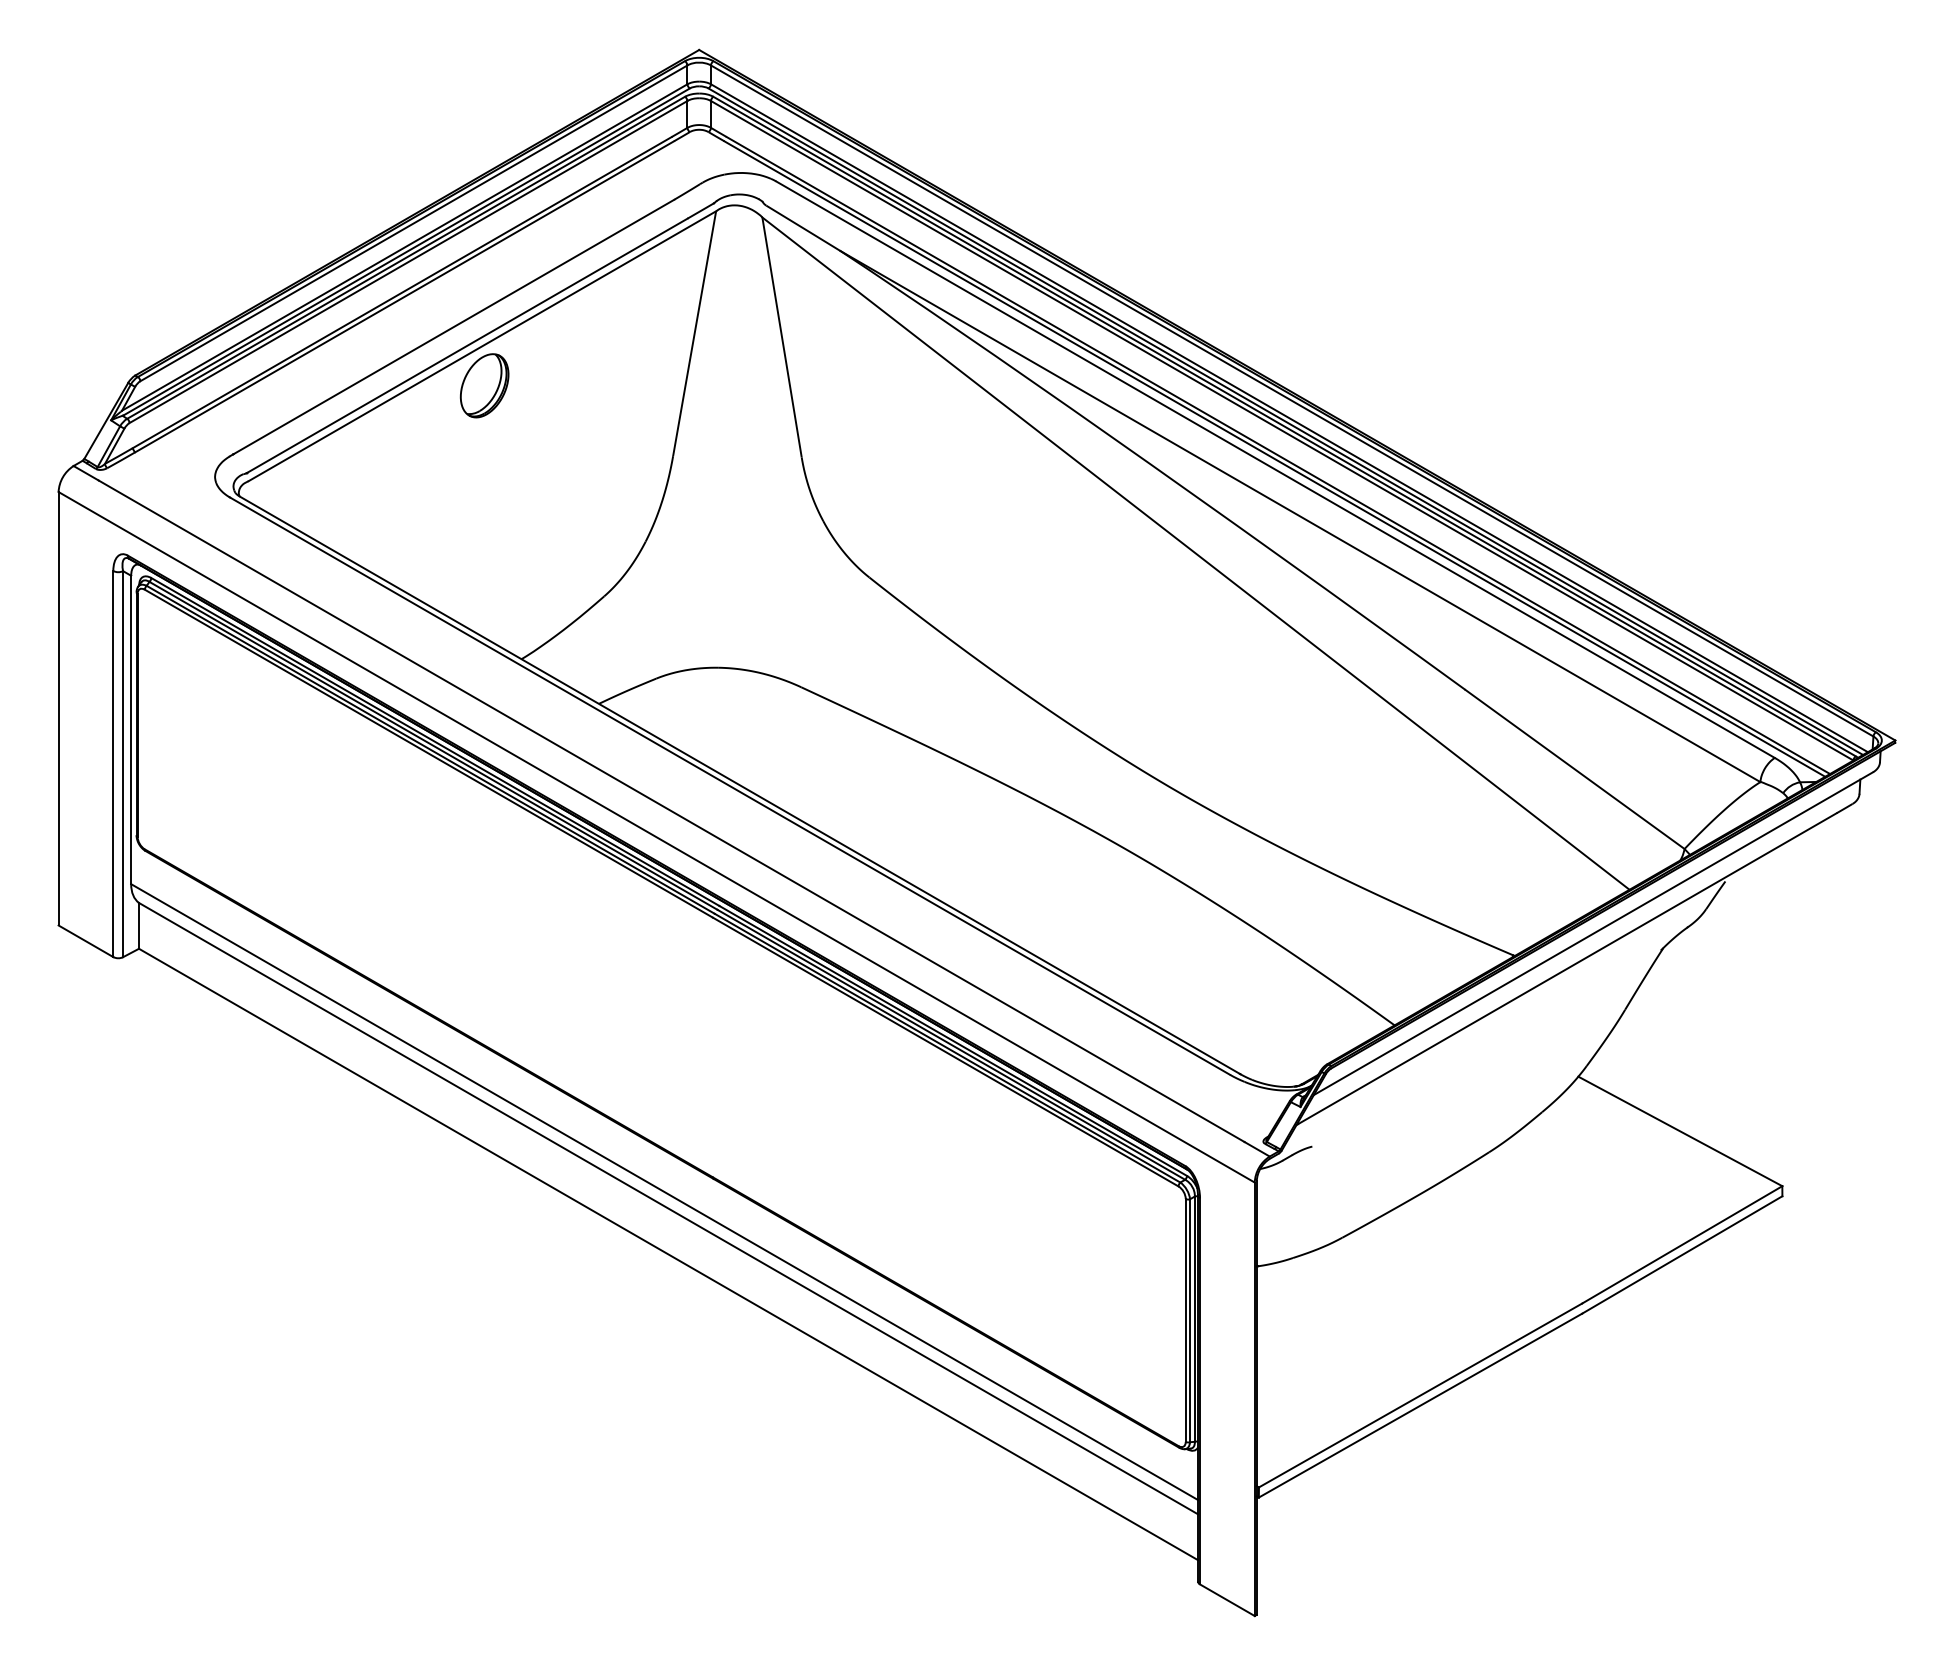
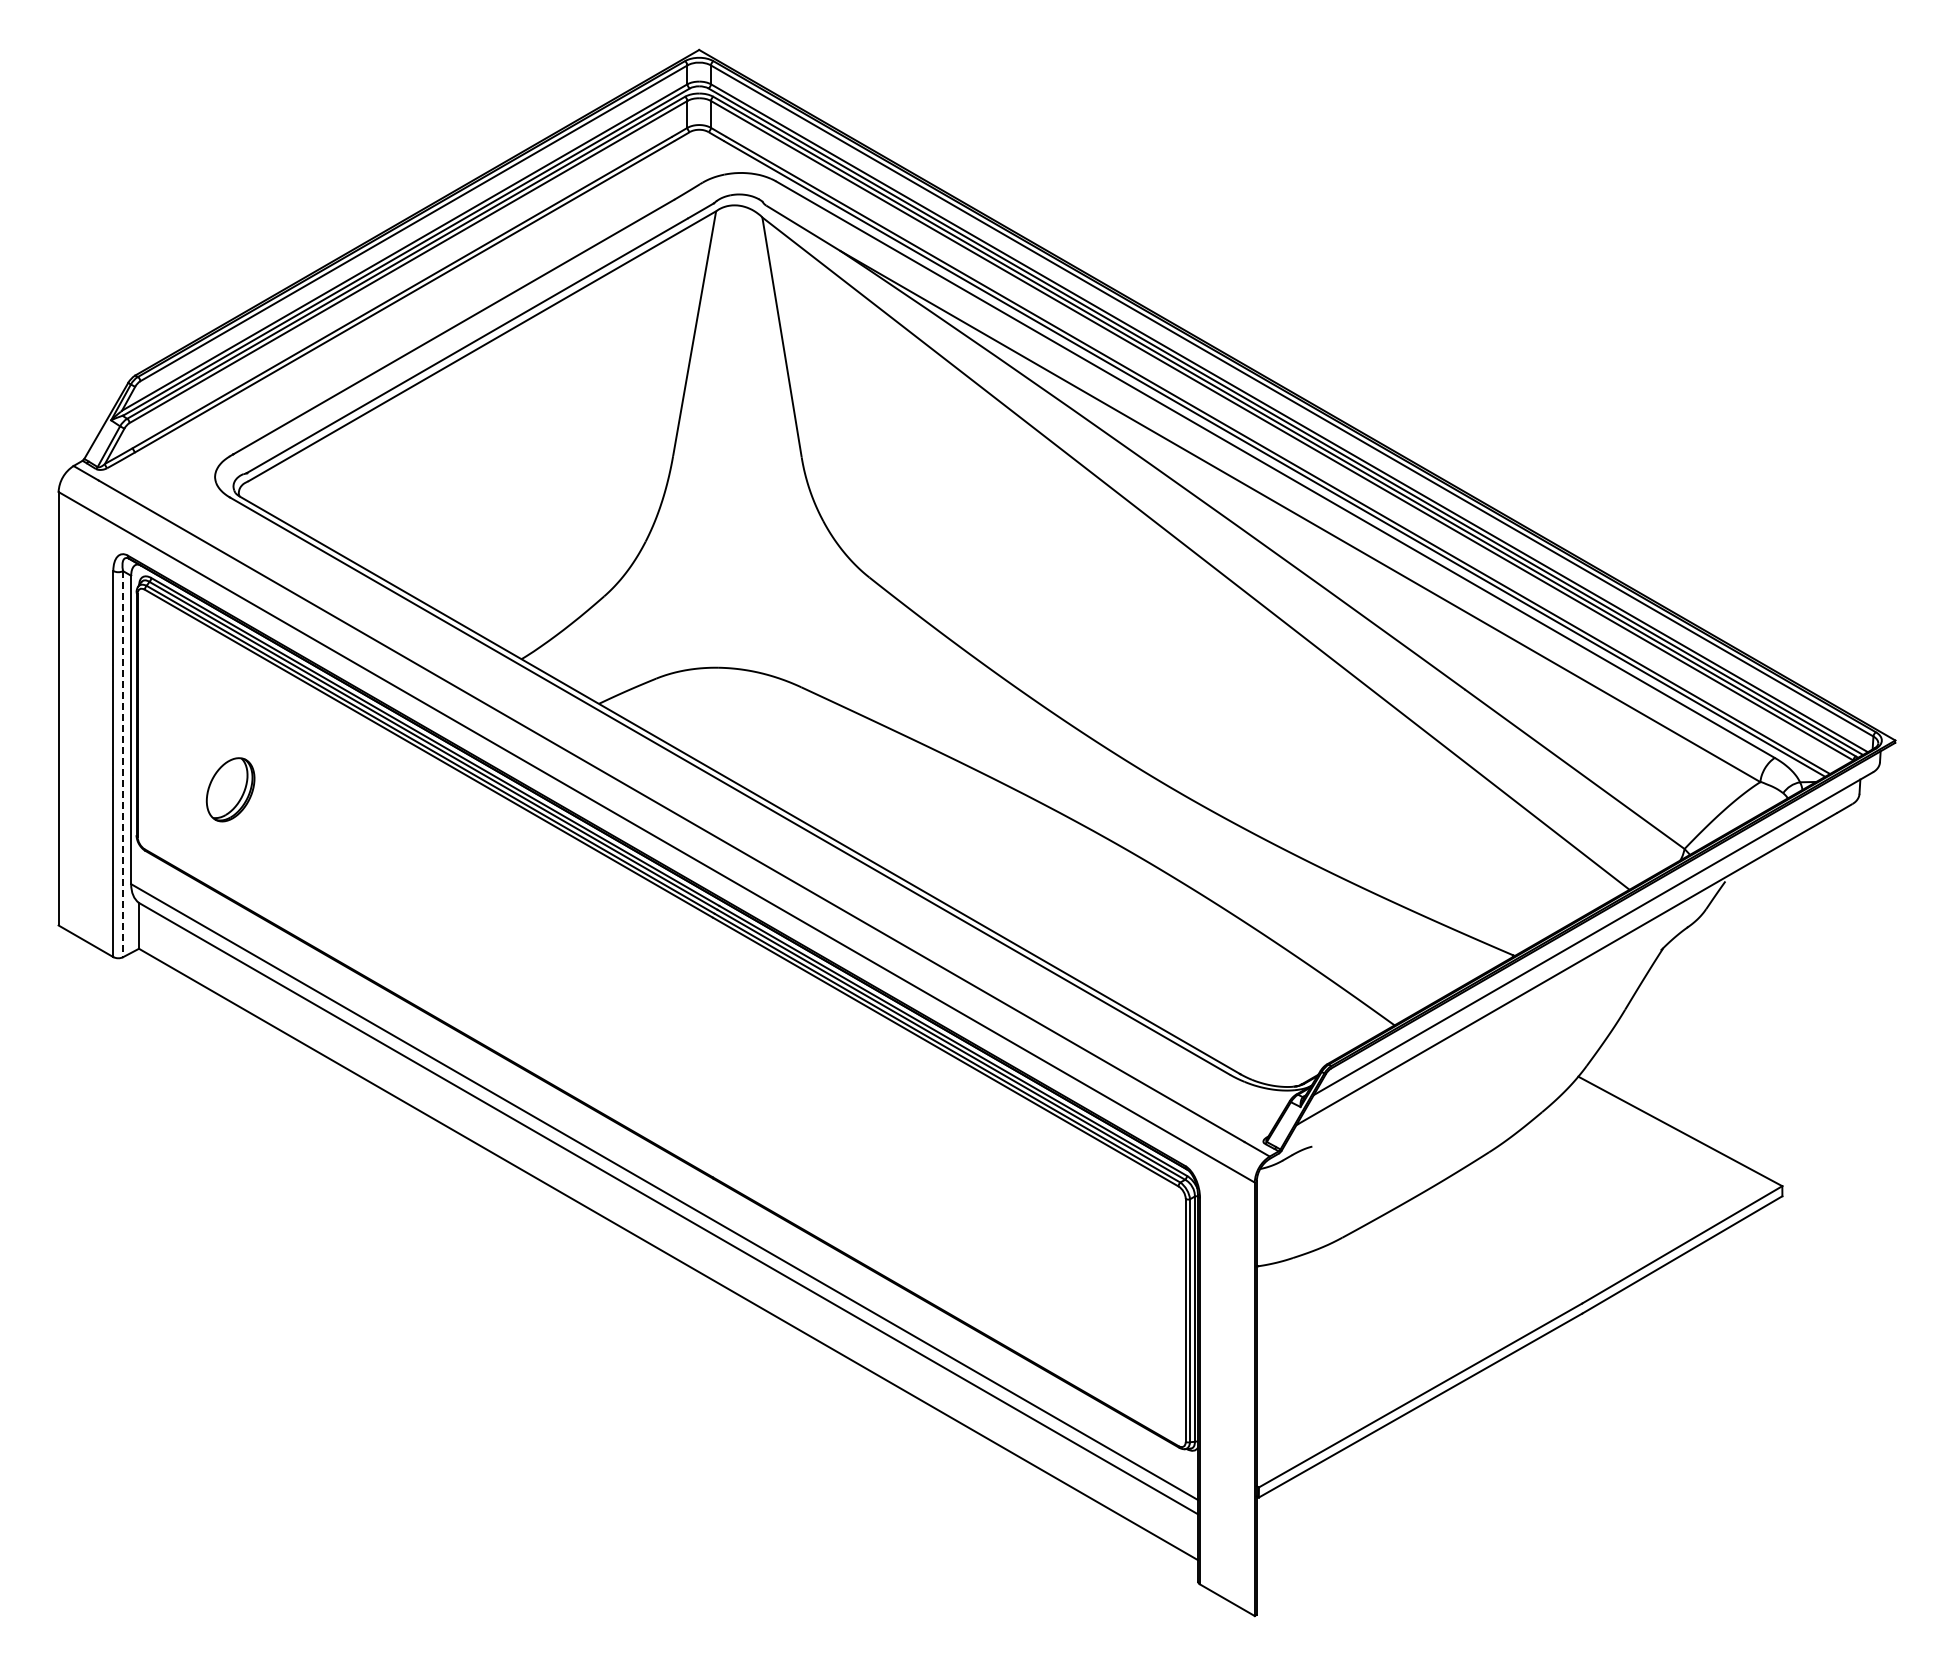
part position: (484, 385) -> (230, 789) (230, 789)
line: solid -> dashed (123, 764)
